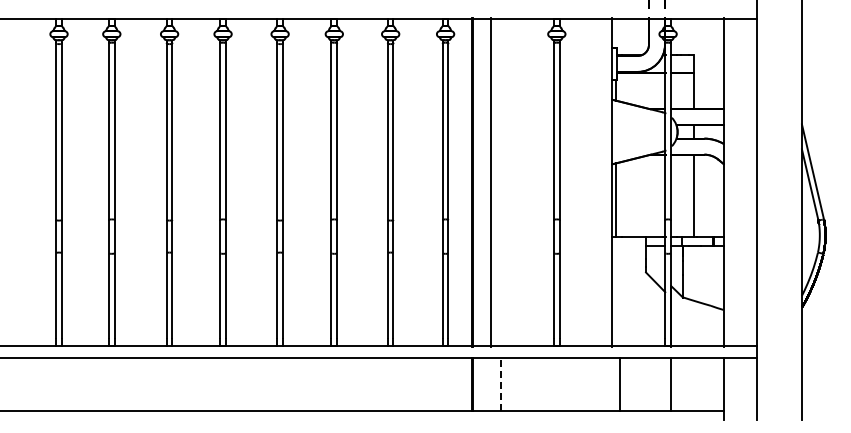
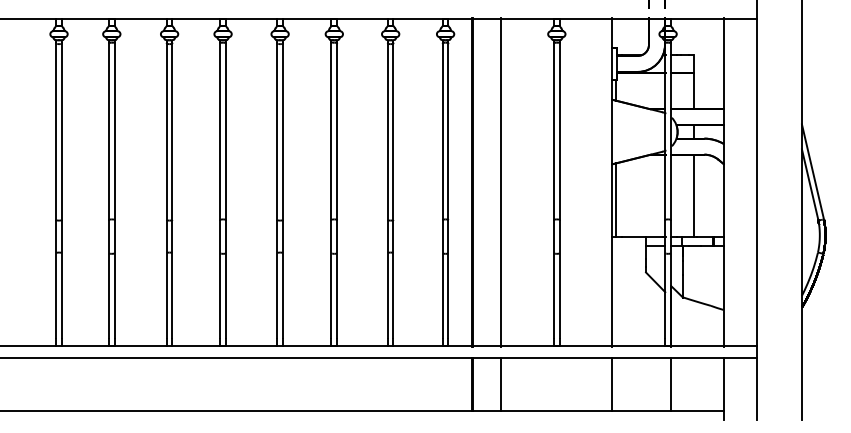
line position: (491, 182) -> (501, 182) (501, 182)
line: dashed -> solid (501, 384)
line position: (620, 384) -> (612, 384) (612, 384)
